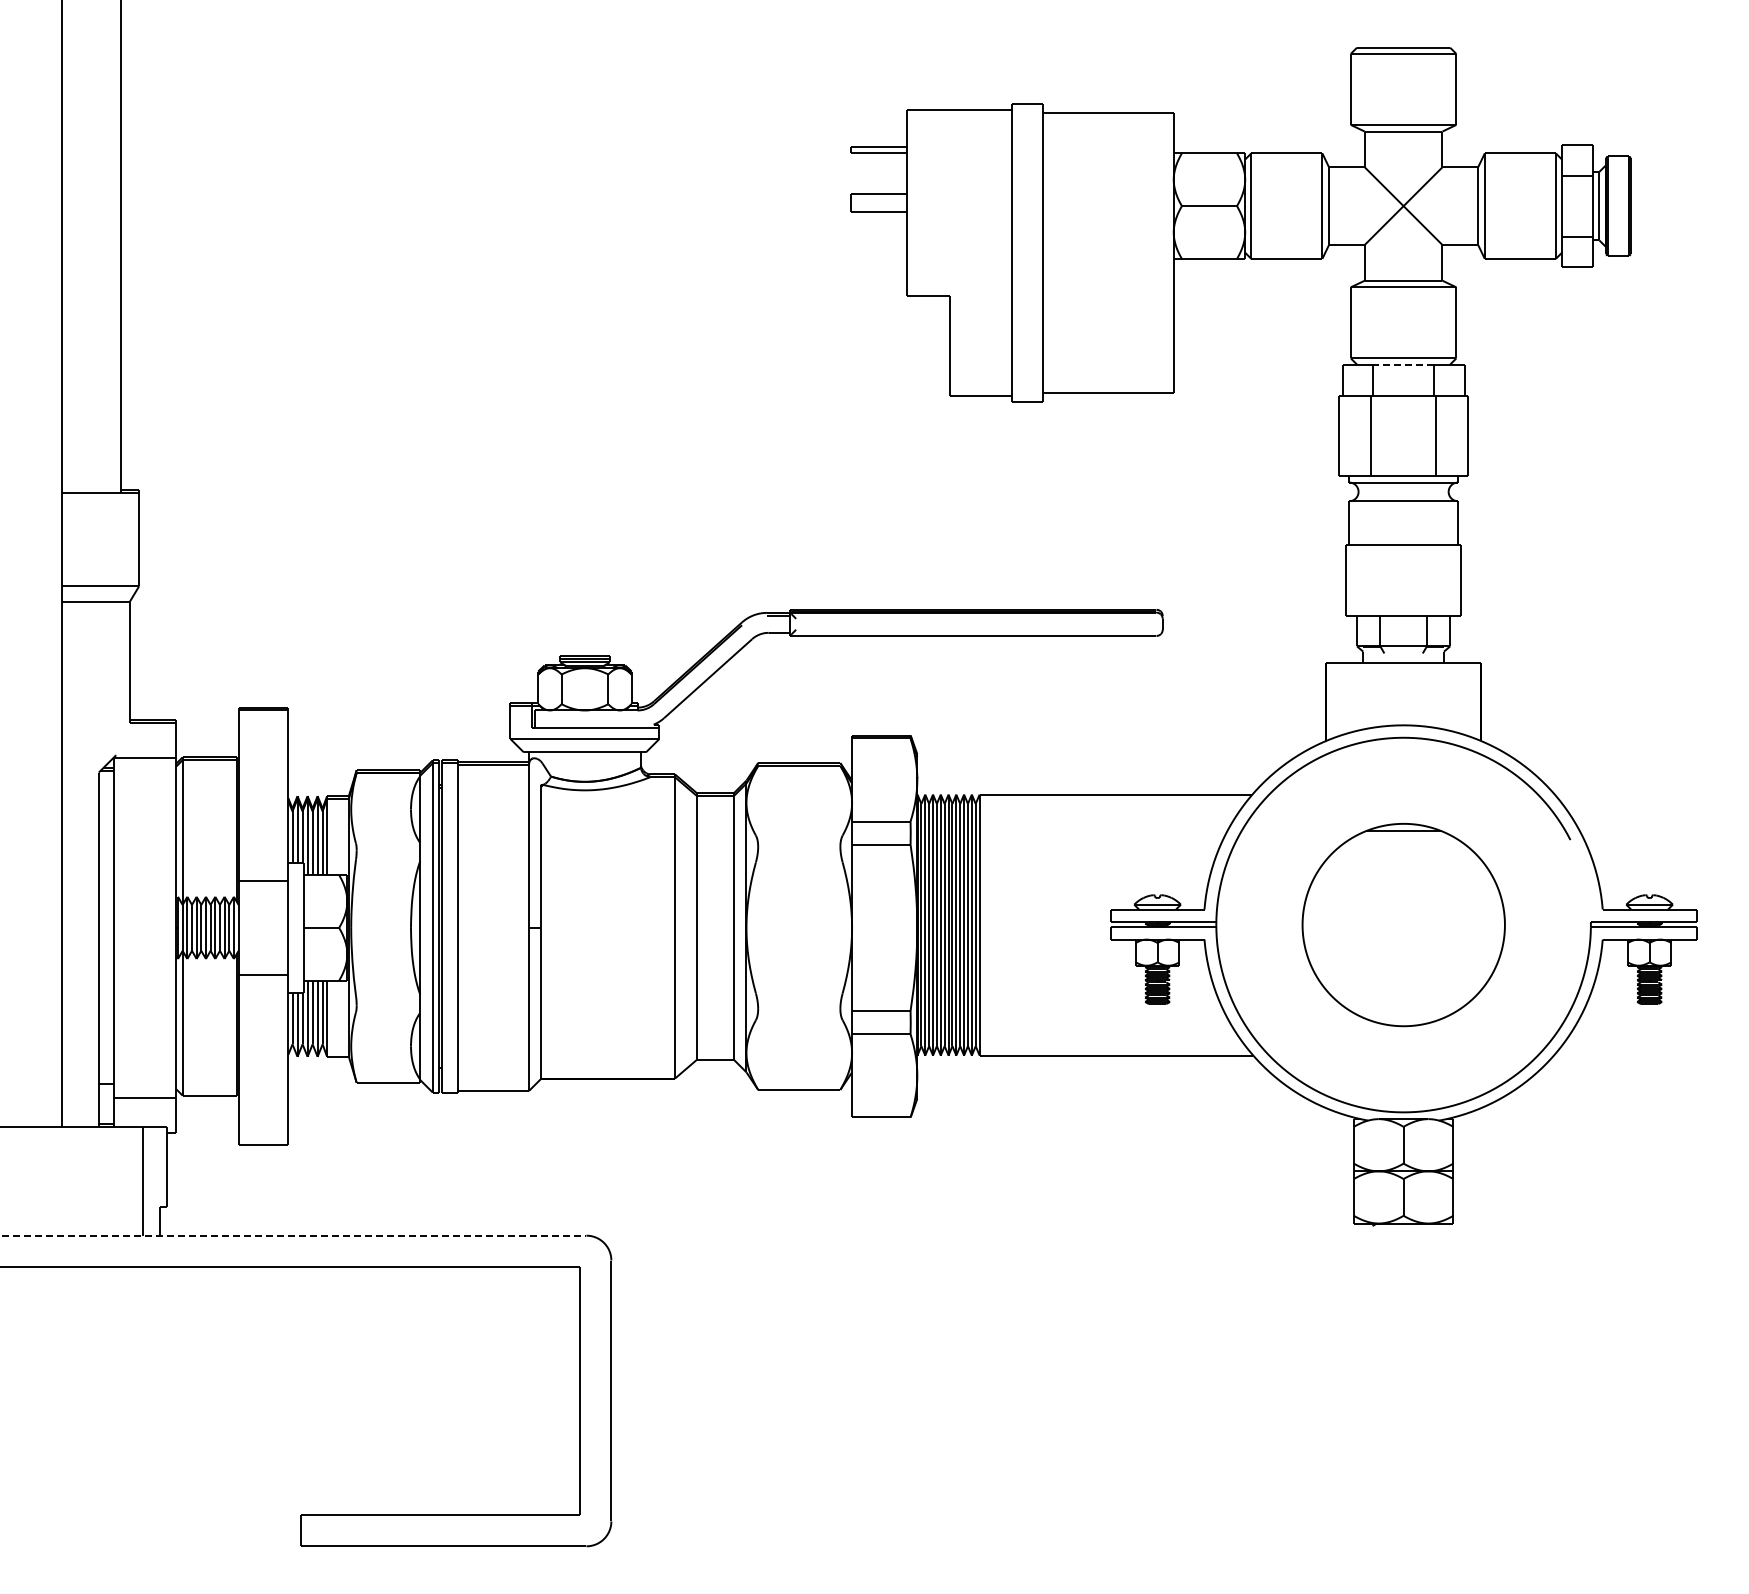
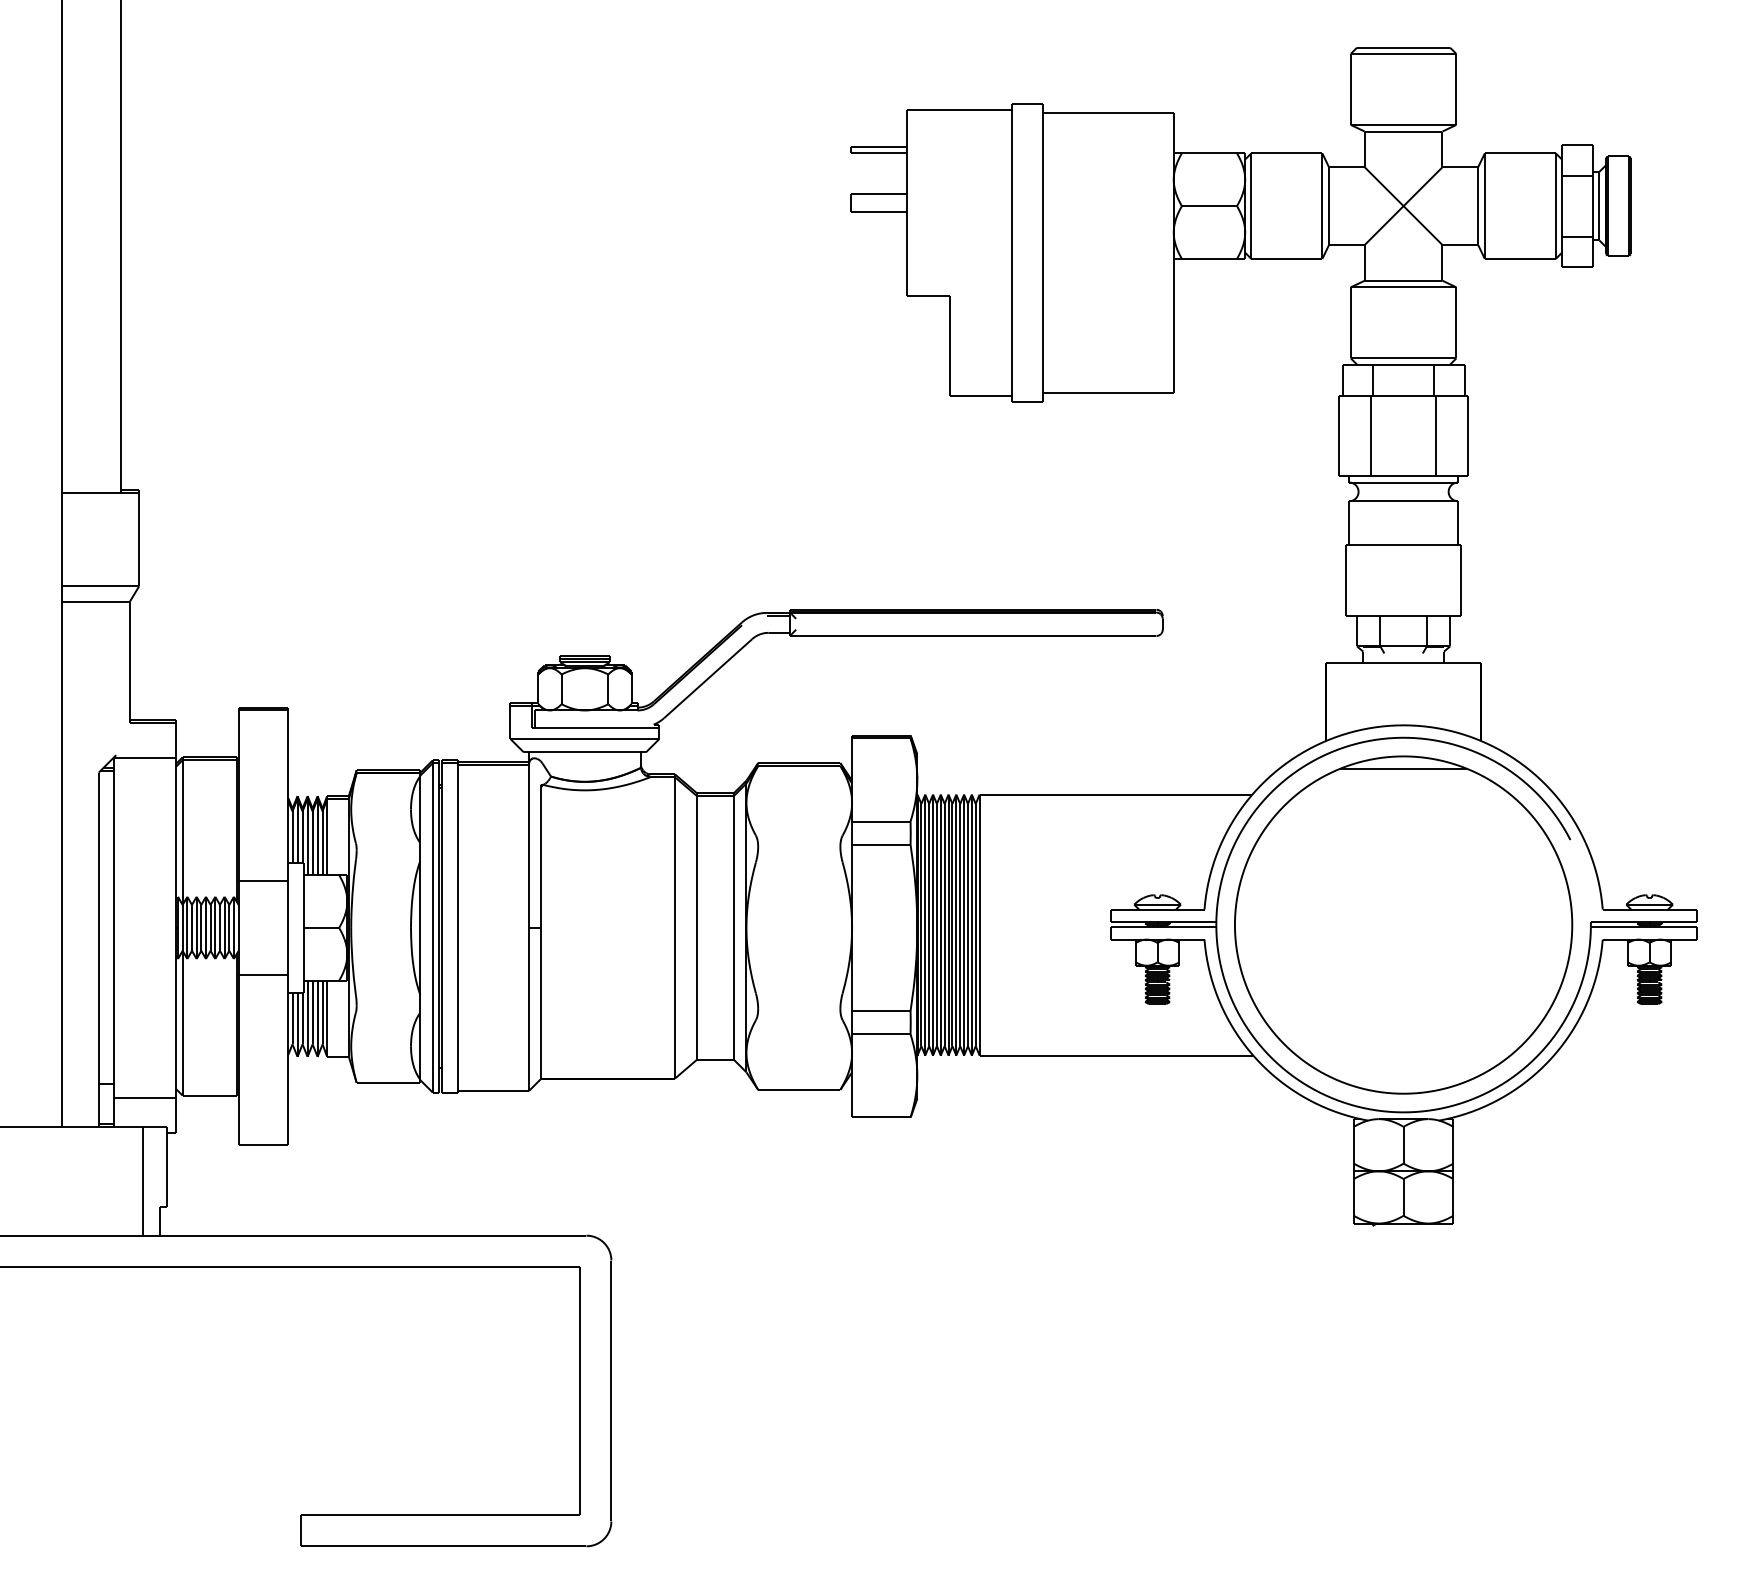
line: dashed -> solid (1403, 364)
part size: 205x205 px -> 340x340 px (1403, 924)
line: dashed -> solid (293, 1235)
